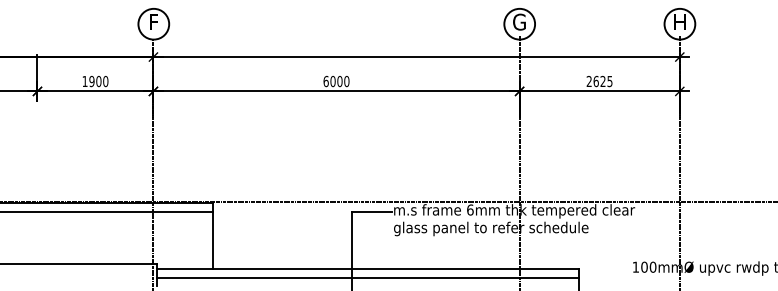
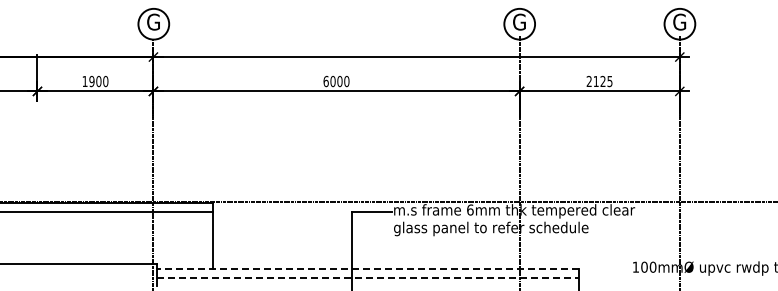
text: F -> G (153, 21)
text: H -> G (679, 21)
text: 2625 -> 2125 (595, 81)
line: solid -> dashed (367, 269)
line: solid -> dashed (368, 278)
